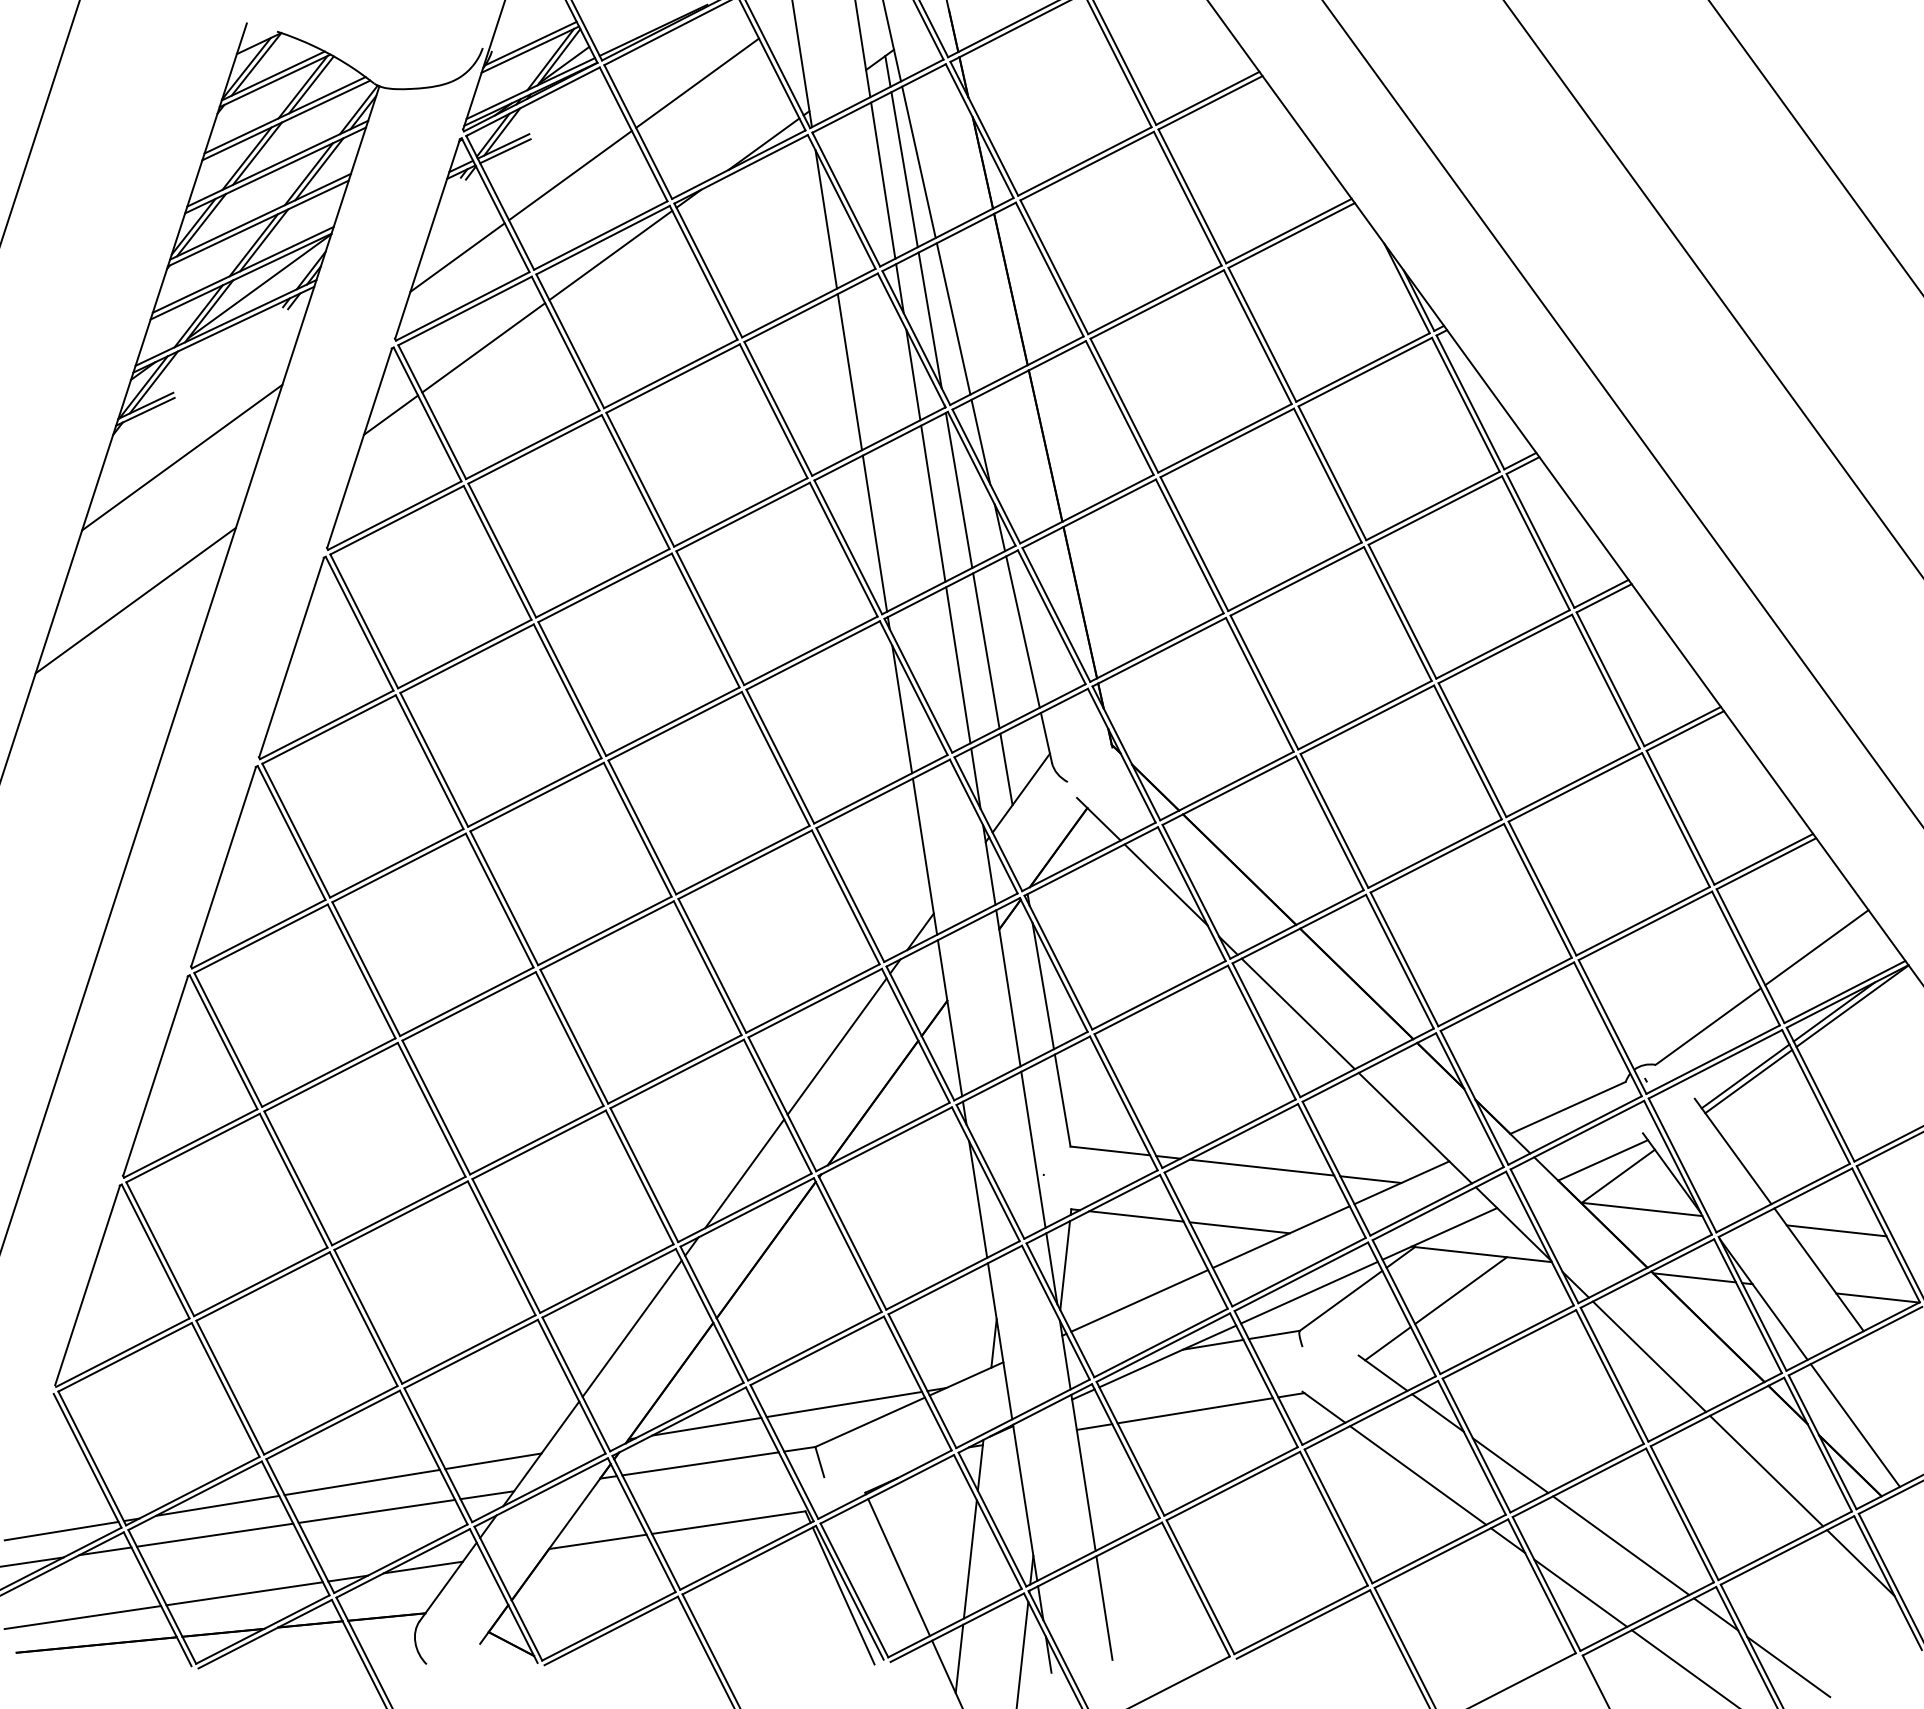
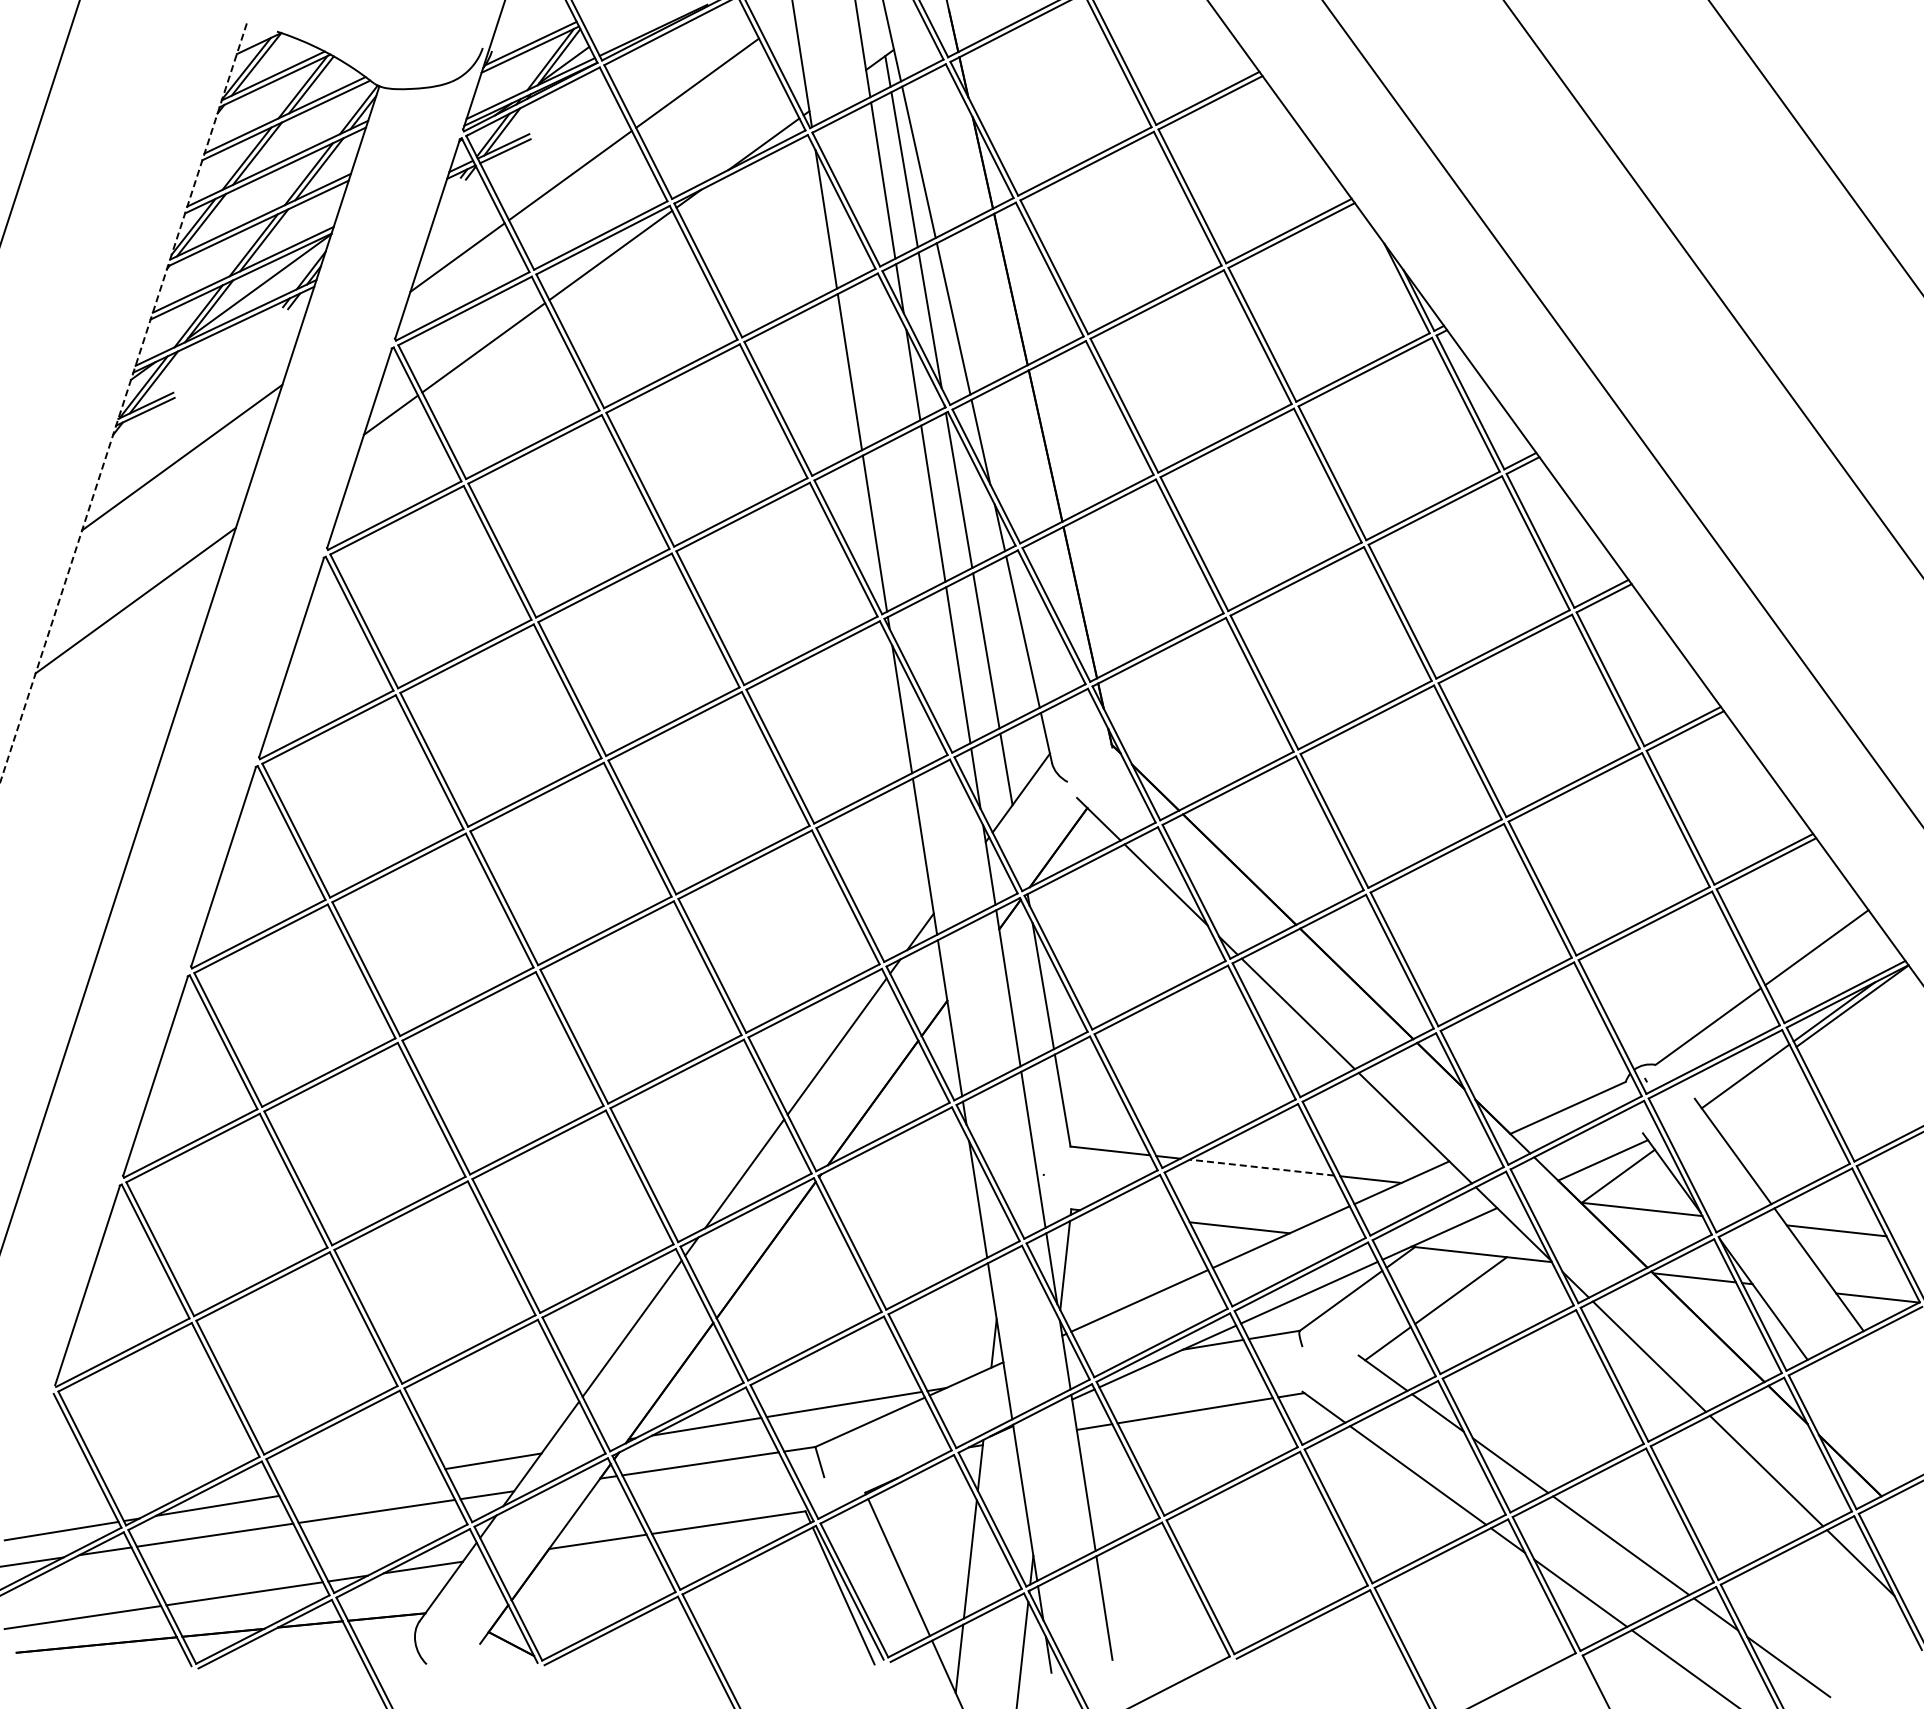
line: solid -> dashed (123, 403)
line: present -> none (1748, 1081)
line: solid -> dashed (1262, 1167)
line: present -> none (1136, 1216)
line: present -> none (1854, 1425)
line: present -> none (361, 1482)
